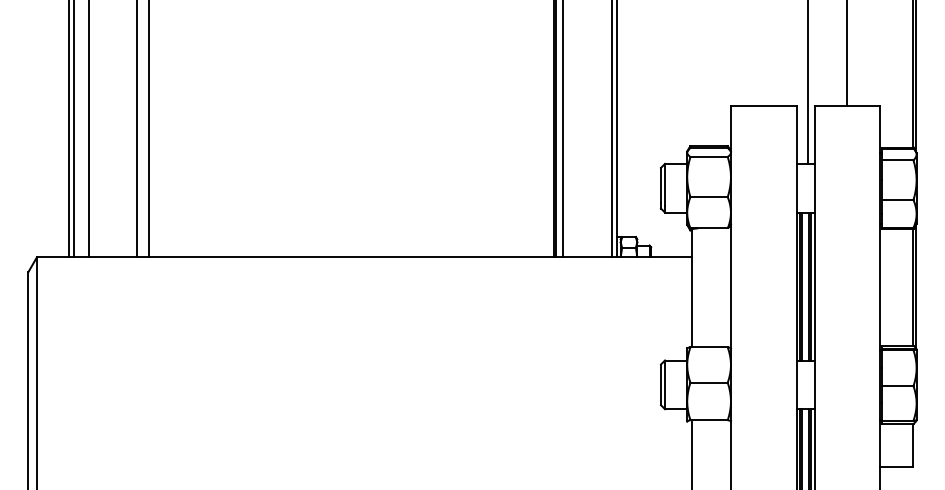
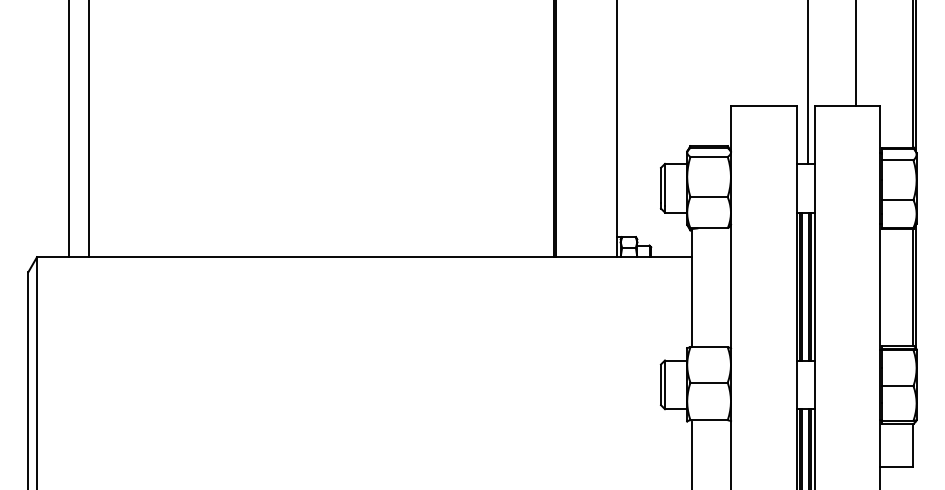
line position: (847, 54) -> (856, 54) (856, 54)
line: present -> none (73, 129)
line: present -> none (137, 129)
line: present -> none (149, 129)
line: present -> none (563, 129)
line: present -> none (611, 129)
